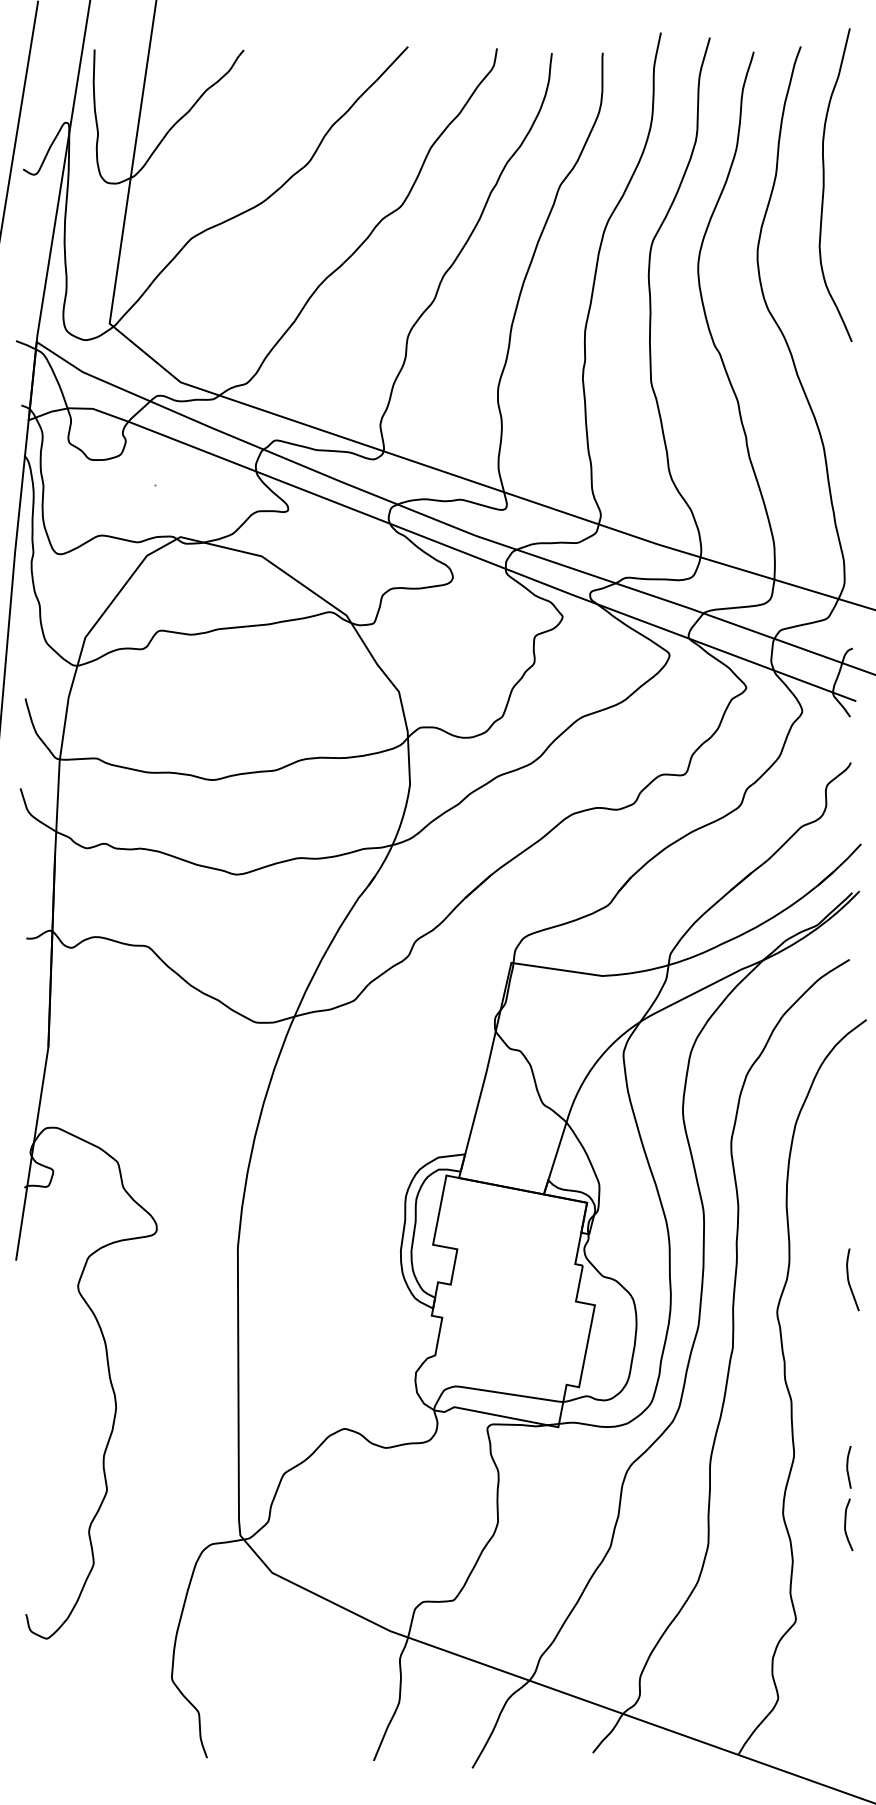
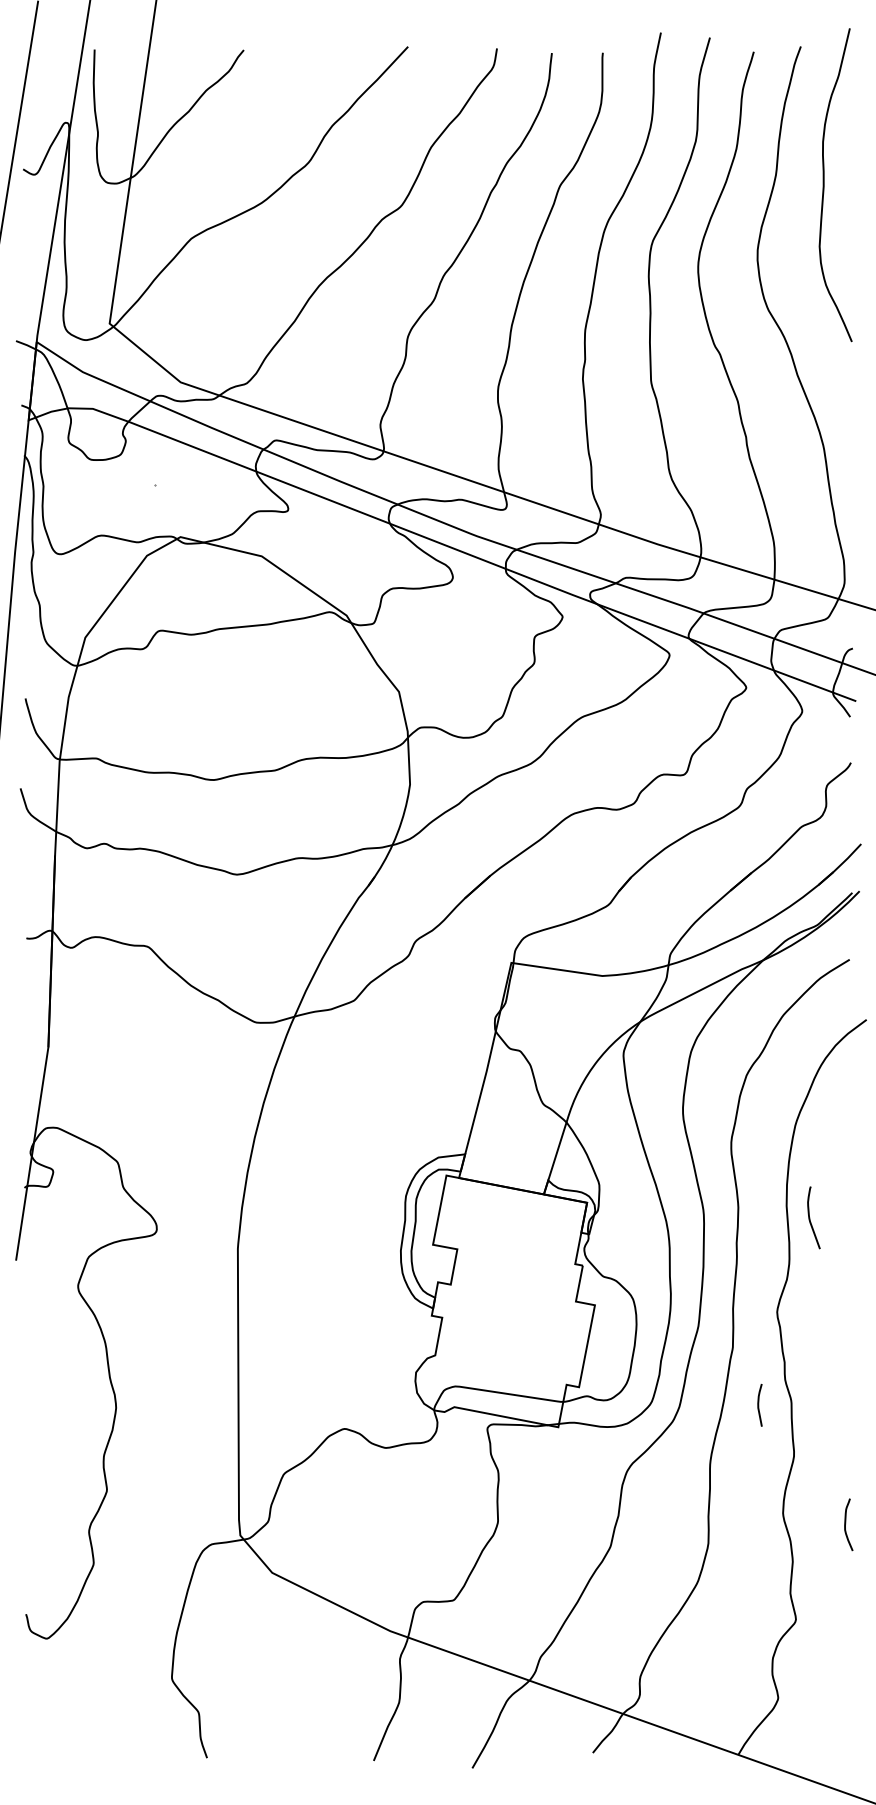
curve position: (849, 1279) -> (810, 1217) (810, 1217)
curve position: (848, 1466) -> (759, 1404) (759, 1404)
